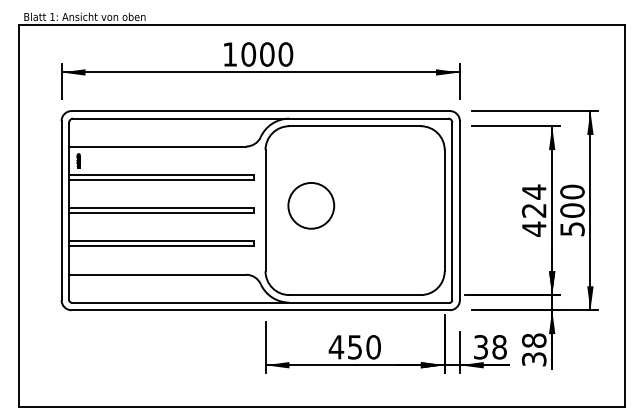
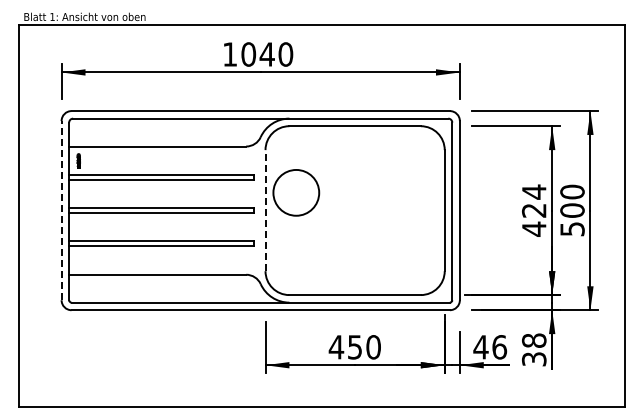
text: 1000 -> 1040 (266, 54)
circle position: (311, 205) -> (296, 192) (296, 192)
line: solid -> dashed (61, 210)
line: solid -> dashed (265, 210)
text: 38 -> 46 (490, 347)
